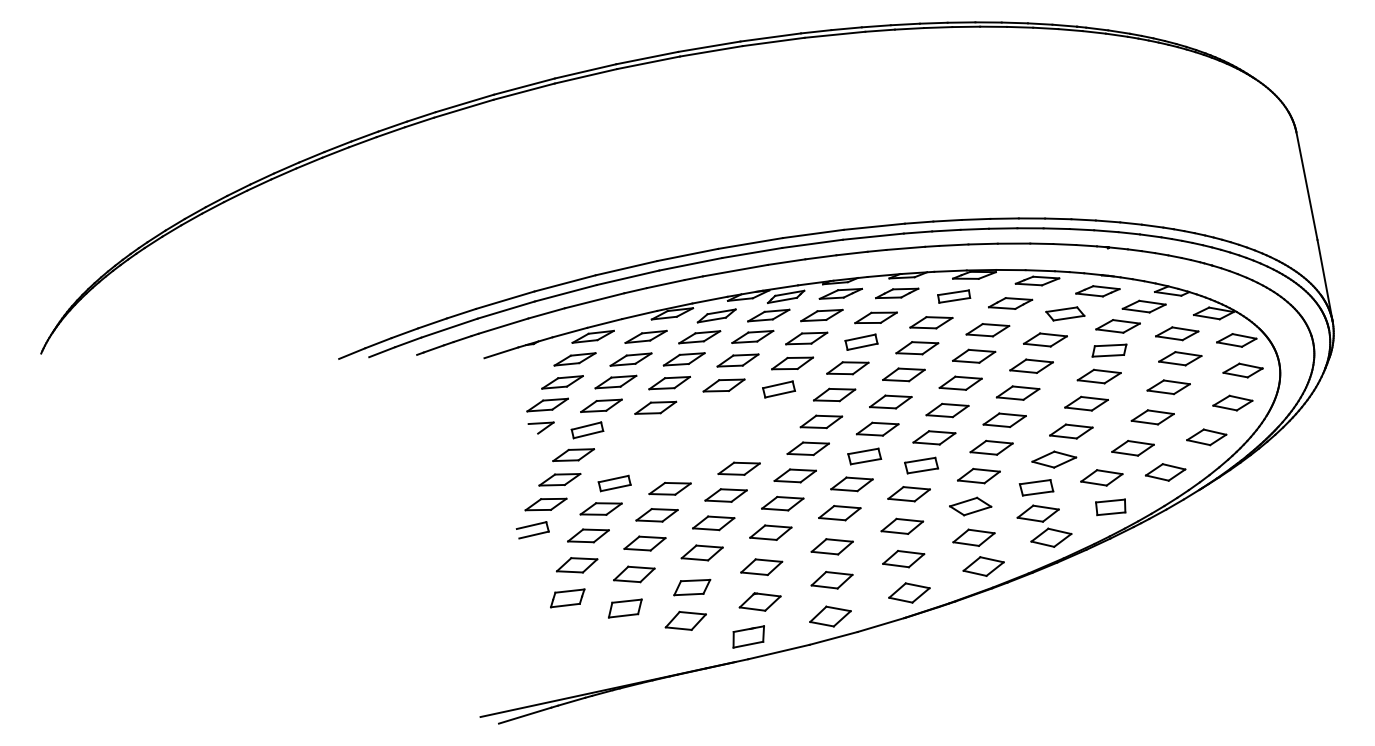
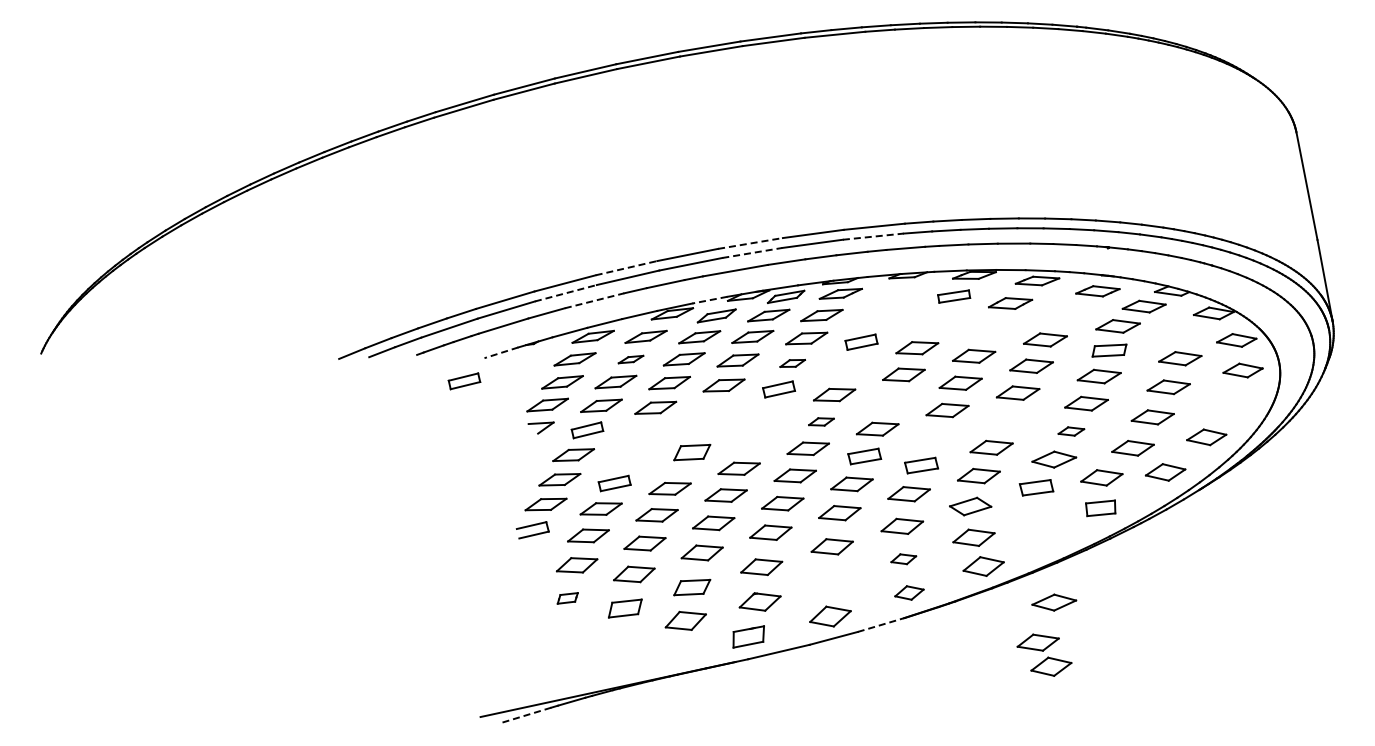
line: solid -> dashed (873, 236)
line: solid -> dashed (750, 243)
line: solid -> dashed (752, 252)
line: solid -> dashed (626, 268)
line: solid -> dashed (566, 293)
part: present -> none (897, 293)
line: solid -> dashed (594, 300)
line: solid -> dashed (709, 300)
part: present -> none (1065, 313)
part: present -> none (875, 317)
part: present -> none (931, 322)
part: present -> none (987, 330)
part: present -> none (1177, 333)
line: solid -> dashed (501, 352)
part size: 44x15 px -> 28x11 px (630, 359)
part size: 44x15 px -> 27x9 px (792, 363)
part: present -> none (847, 368)
part: none -> present (464, 381)
part: present -> none (890, 401)
part: present -> none (1232, 402)
part: present -> none (1004, 419)
part size: 45x16 px -> 27x10 px (821, 421)
part size: 45x17 px -> 29x11 px (1071, 431)
part: present -> none (934, 437)
part: none -> present (692, 452)
part position: (1110, 507) -> (1100, 508) (1100, 508)
part position: (1044, 525) -> (1044, 654) (1044, 654)
part size: 44x19 px -> 28x13 px (903, 559)
part: present -> none (831, 580)
part size: 43x22 px -> 31x16 px (909, 592)
part size: 36x21 px -> 23x13 px (567, 598)
part: none -> present (1054, 602)
line: solid -> dashed (881, 624)
line: solid -> dashed (524, 715)
